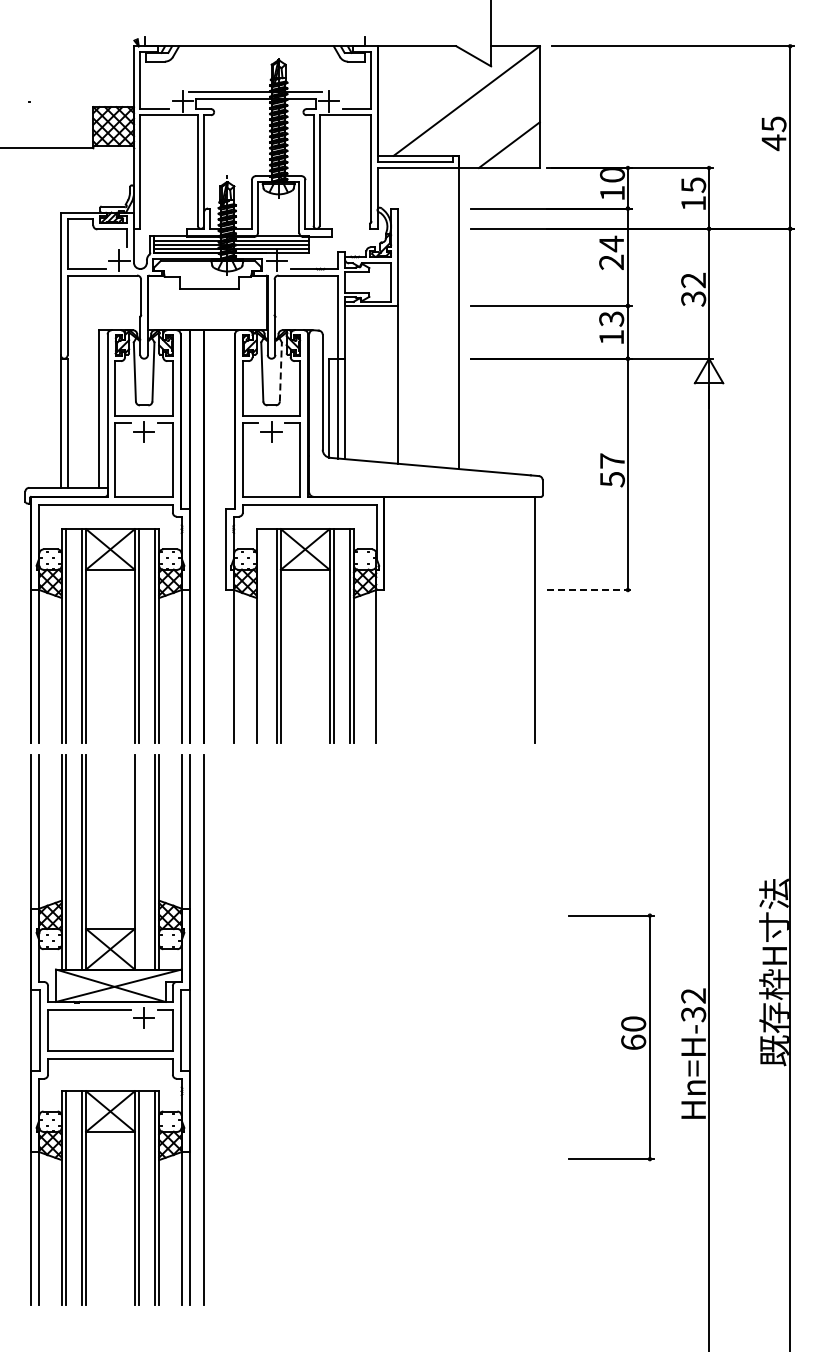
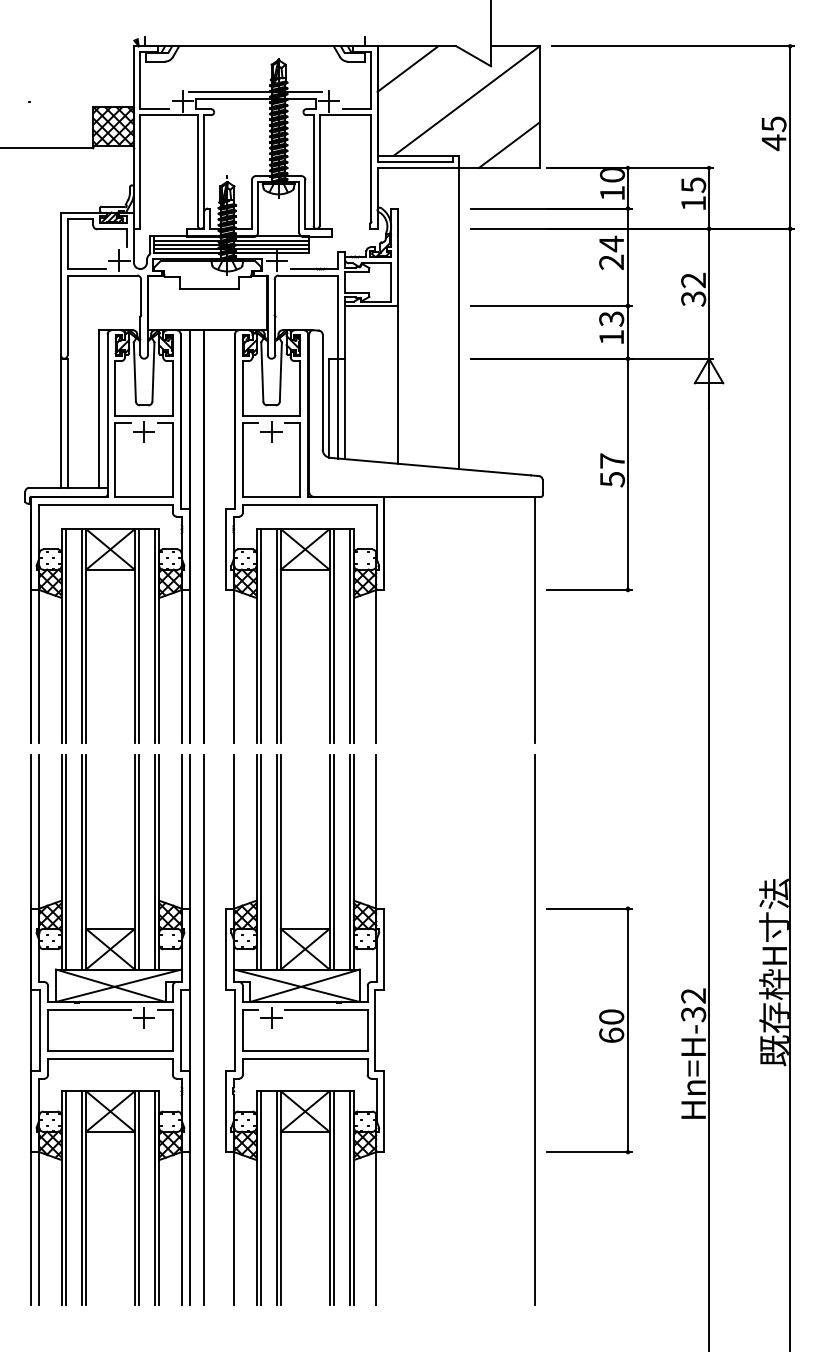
line: none -> present (407, 68)
line: dashed -> solid (280, 371)
line: dashed -> solid (589, 590)
line: none -> present (260, 636)
line: none -> present (138, 862)
part: none -> present (304, 1029)
line: none -> present (534, 1029)
part position: (621, 1038) -> (599, 1031) (599, 1031)
